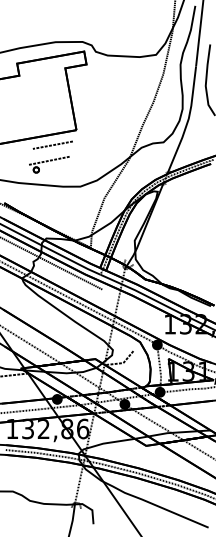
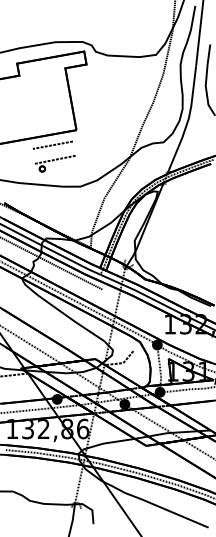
part position: (49, 164) -> (55, 163) (55, 163)
